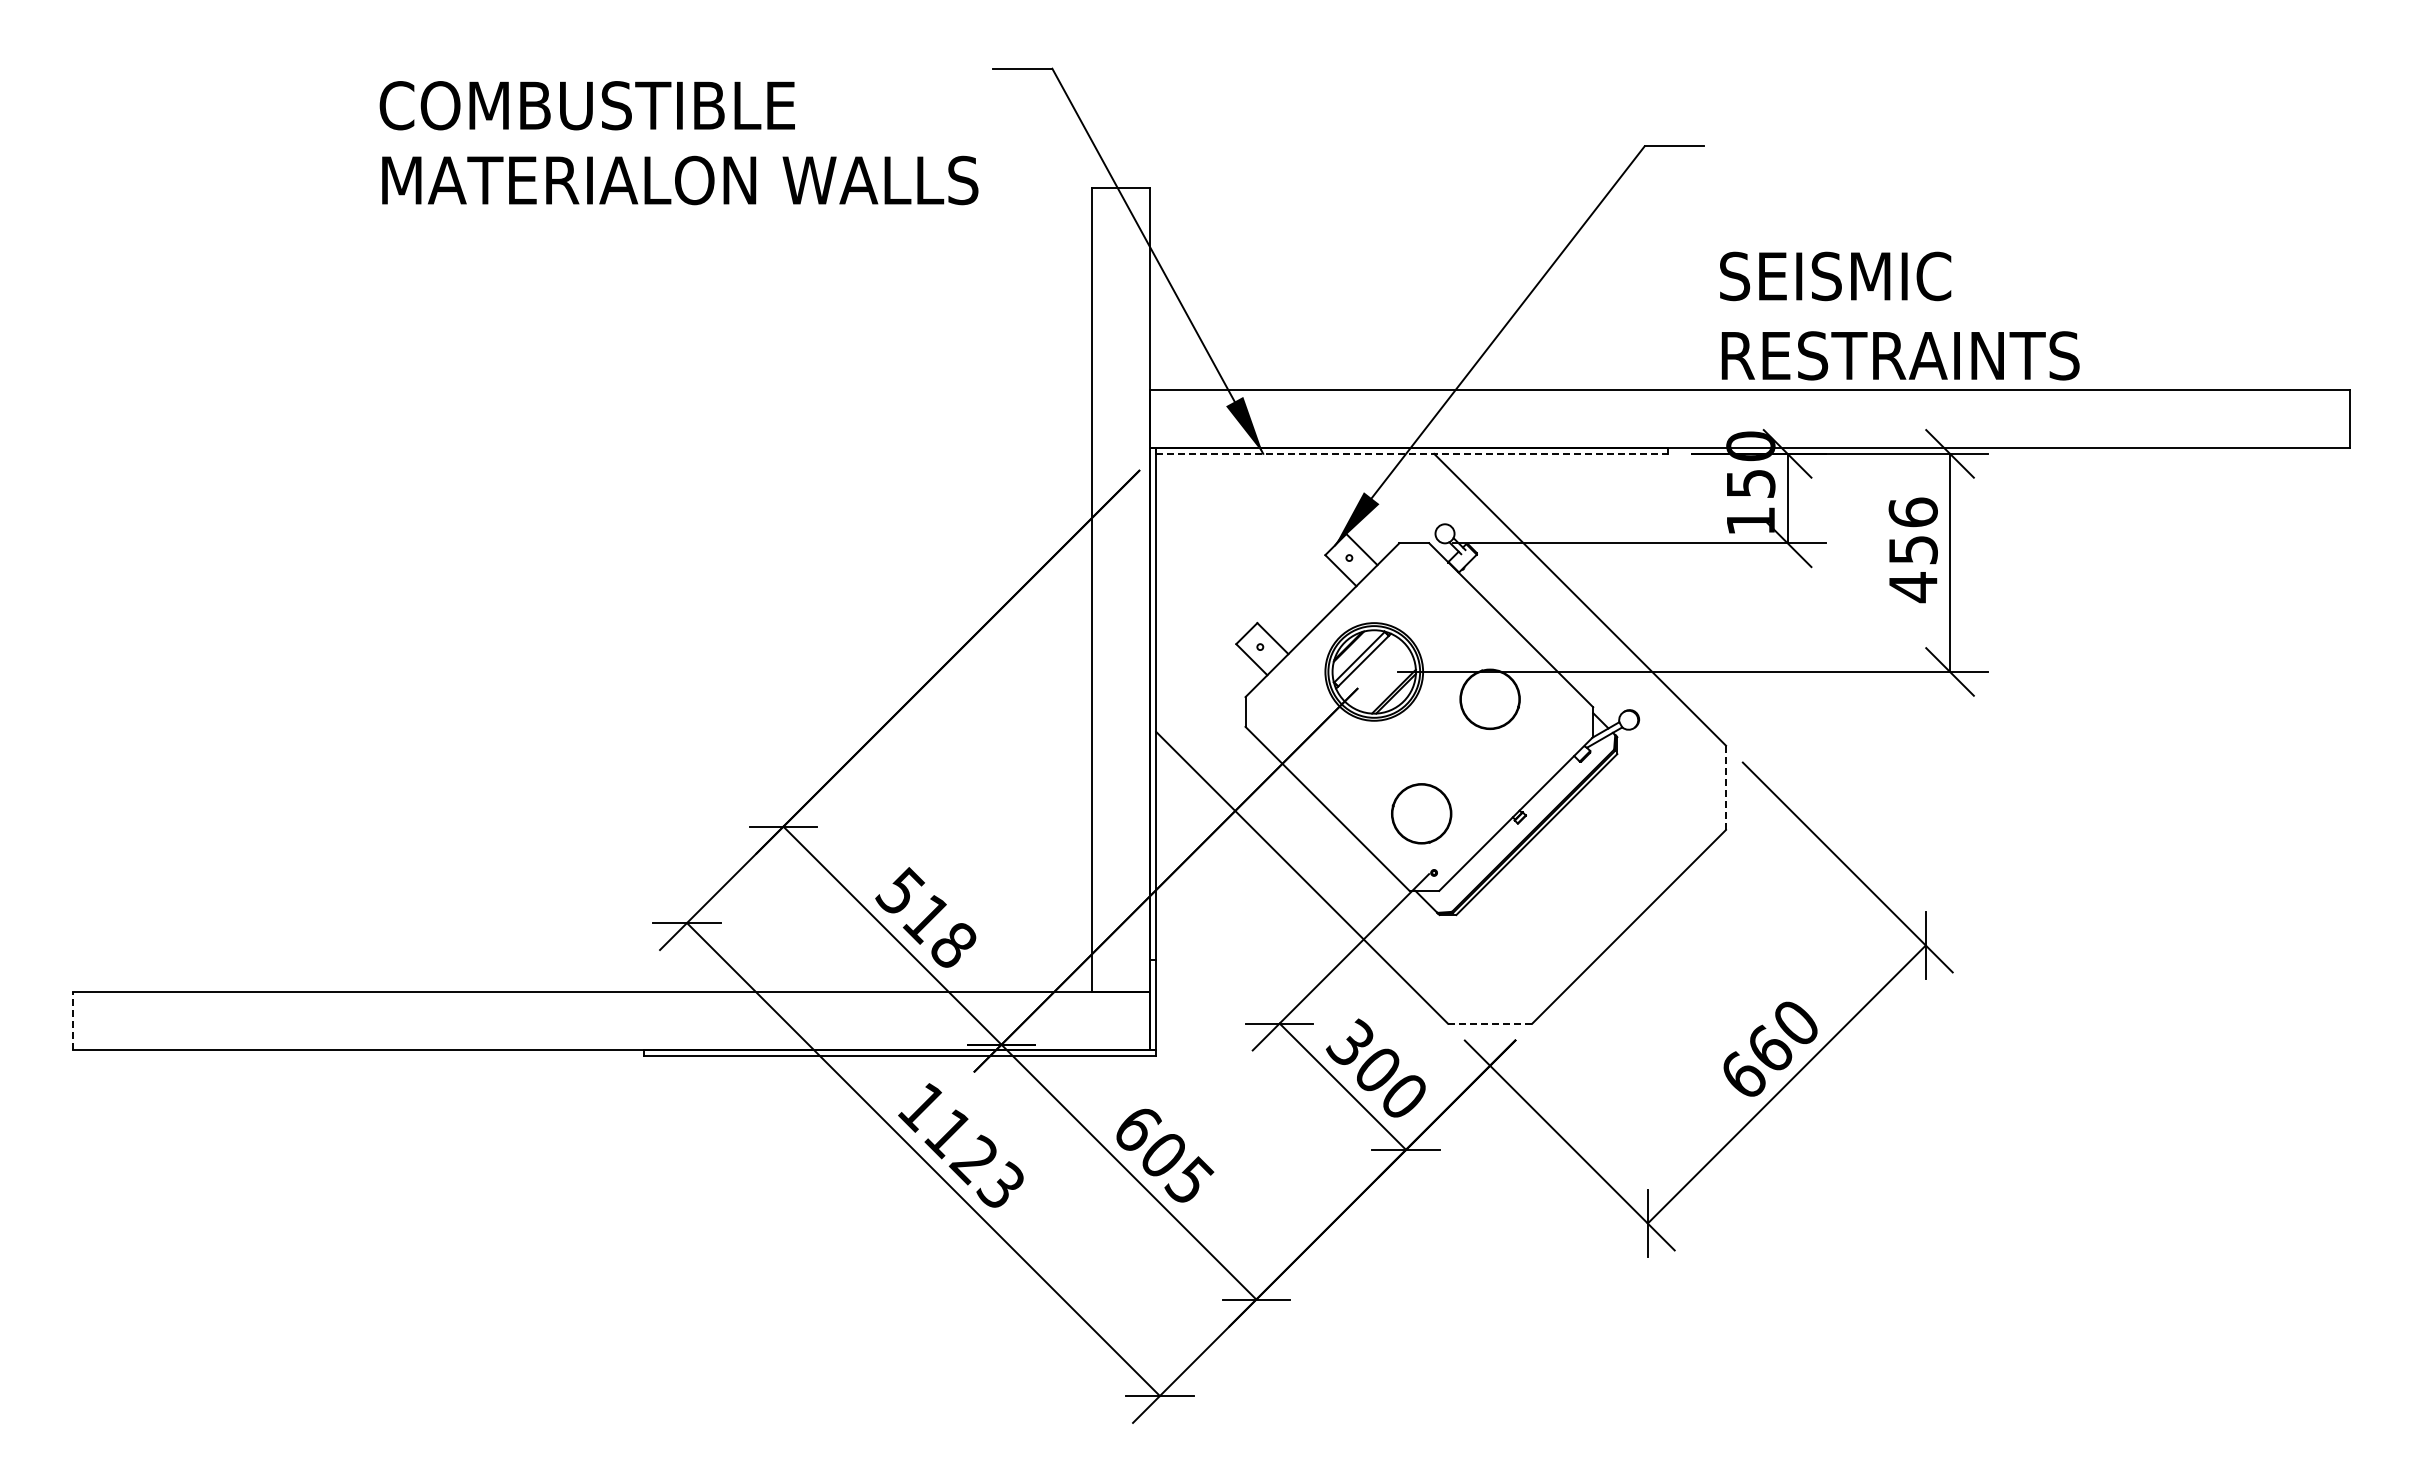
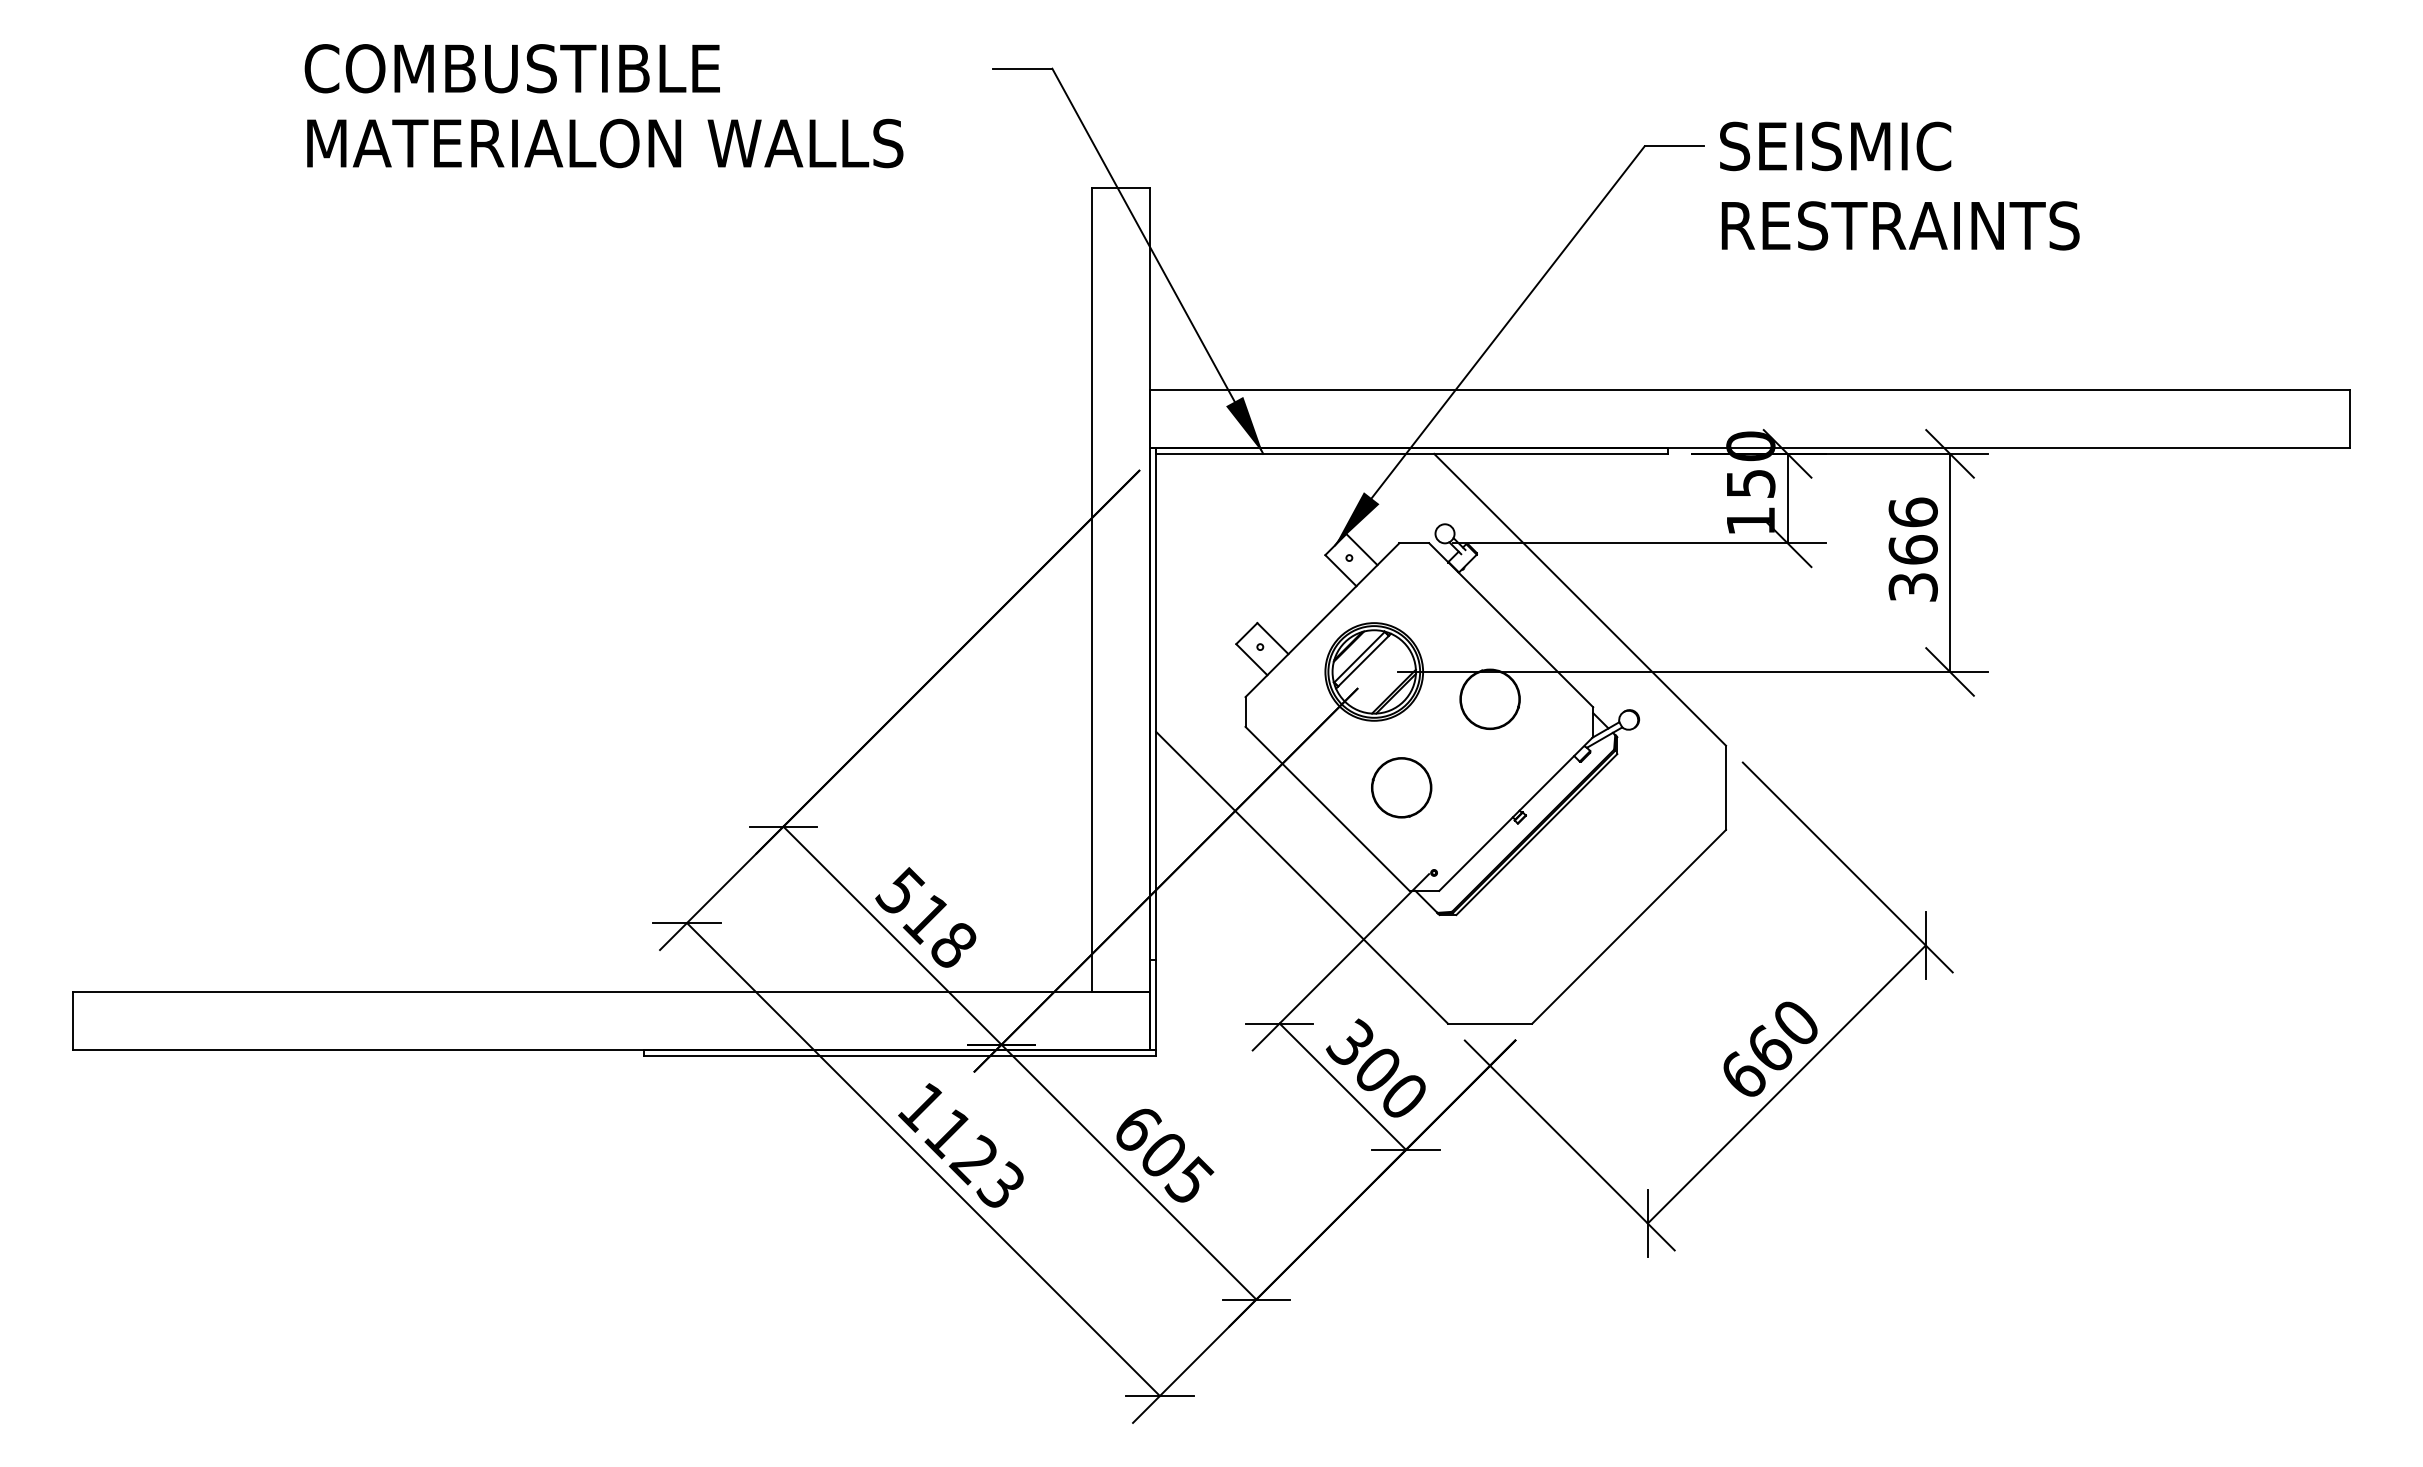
text position: (678, 143) -> (603, 106) (603, 106)
text position: (1899, 315) -> (1899, 185) (1899, 185)
line: dashed -> solid (1412, 453)
text: 456 -> 366 (1912, 569)
line: dashed -> solid (1726, 788)
circle position: (1421, 813) -> (1401, 787) (1401, 787)
line: dashed -> solid (72, 1021)
line: dashed -> solid (1489, 1023)
